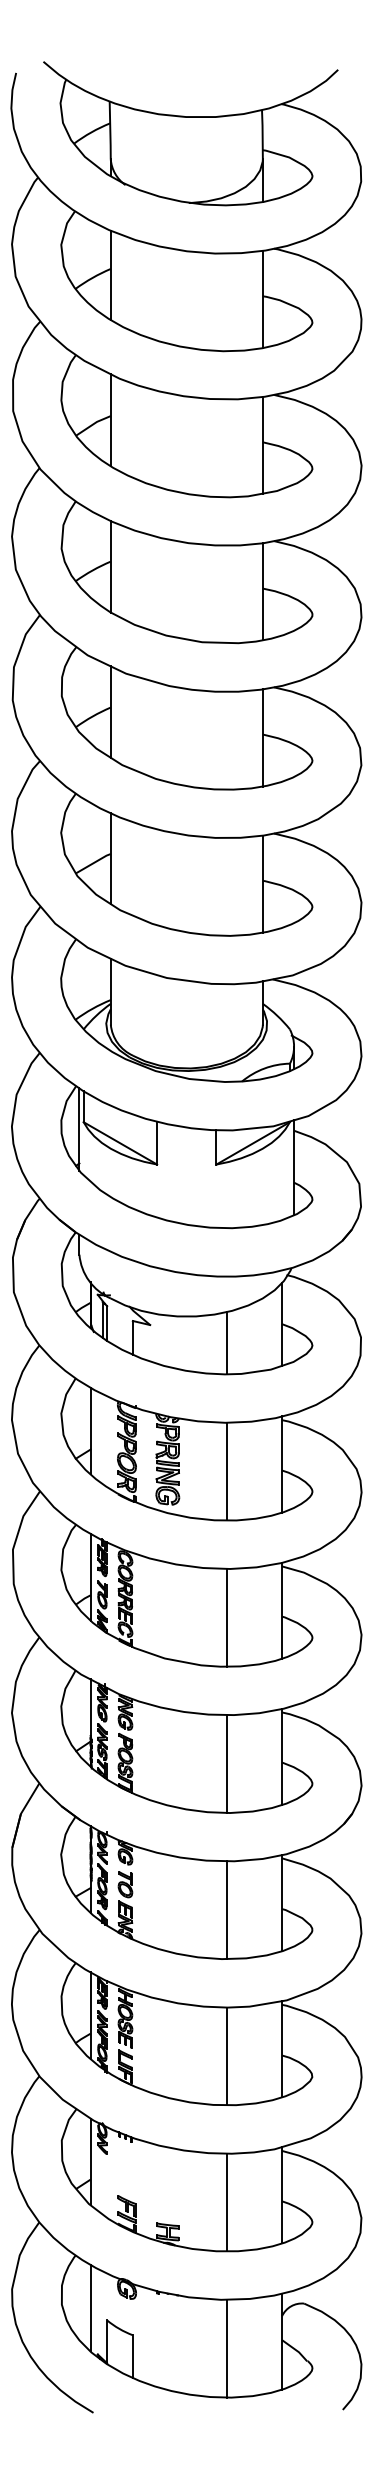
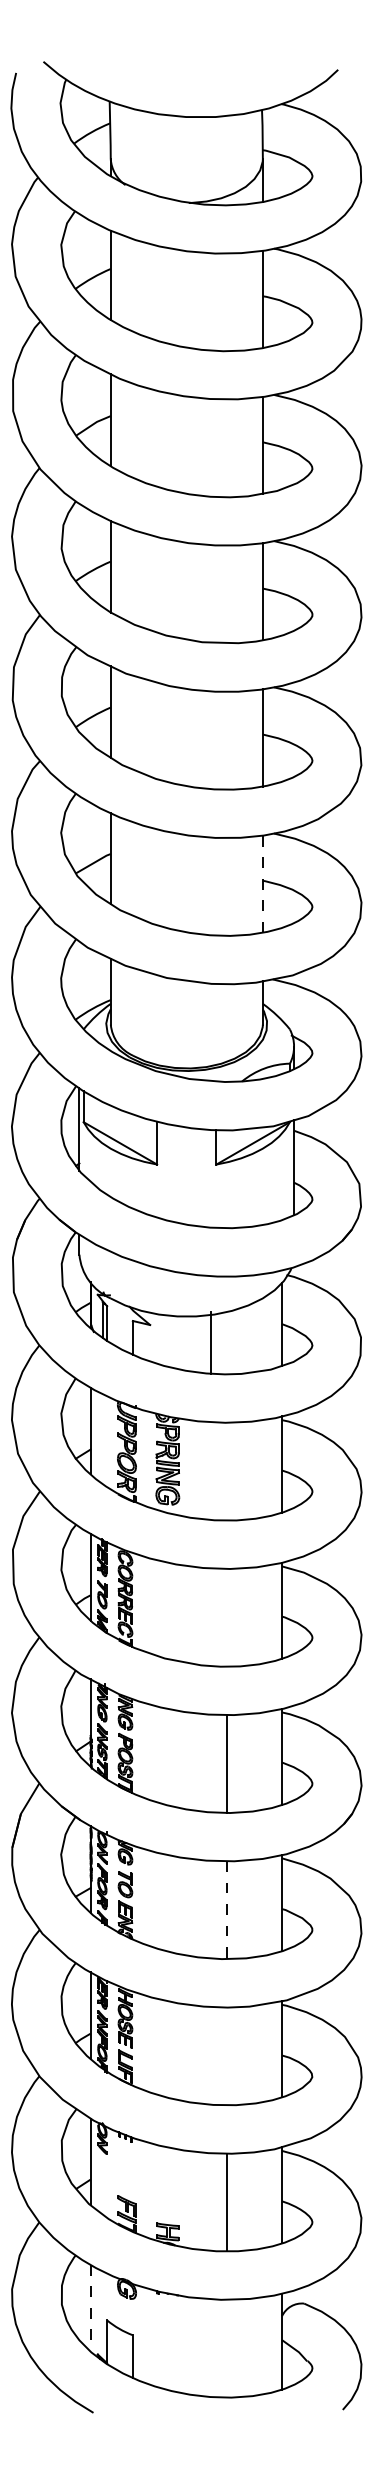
line: solid -> dashed (262, 883)
line position: (227, 1343) -> (211, 1343) (211, 1343)
line: present -> none (227, 1471)
line: present -> none (227, 1617)
line: solid -> dashed (227, 1910)
line: present -> none (227, 2056)
line: solid -> dashed (90, 2308)
line: present -> none (227, 2348)
